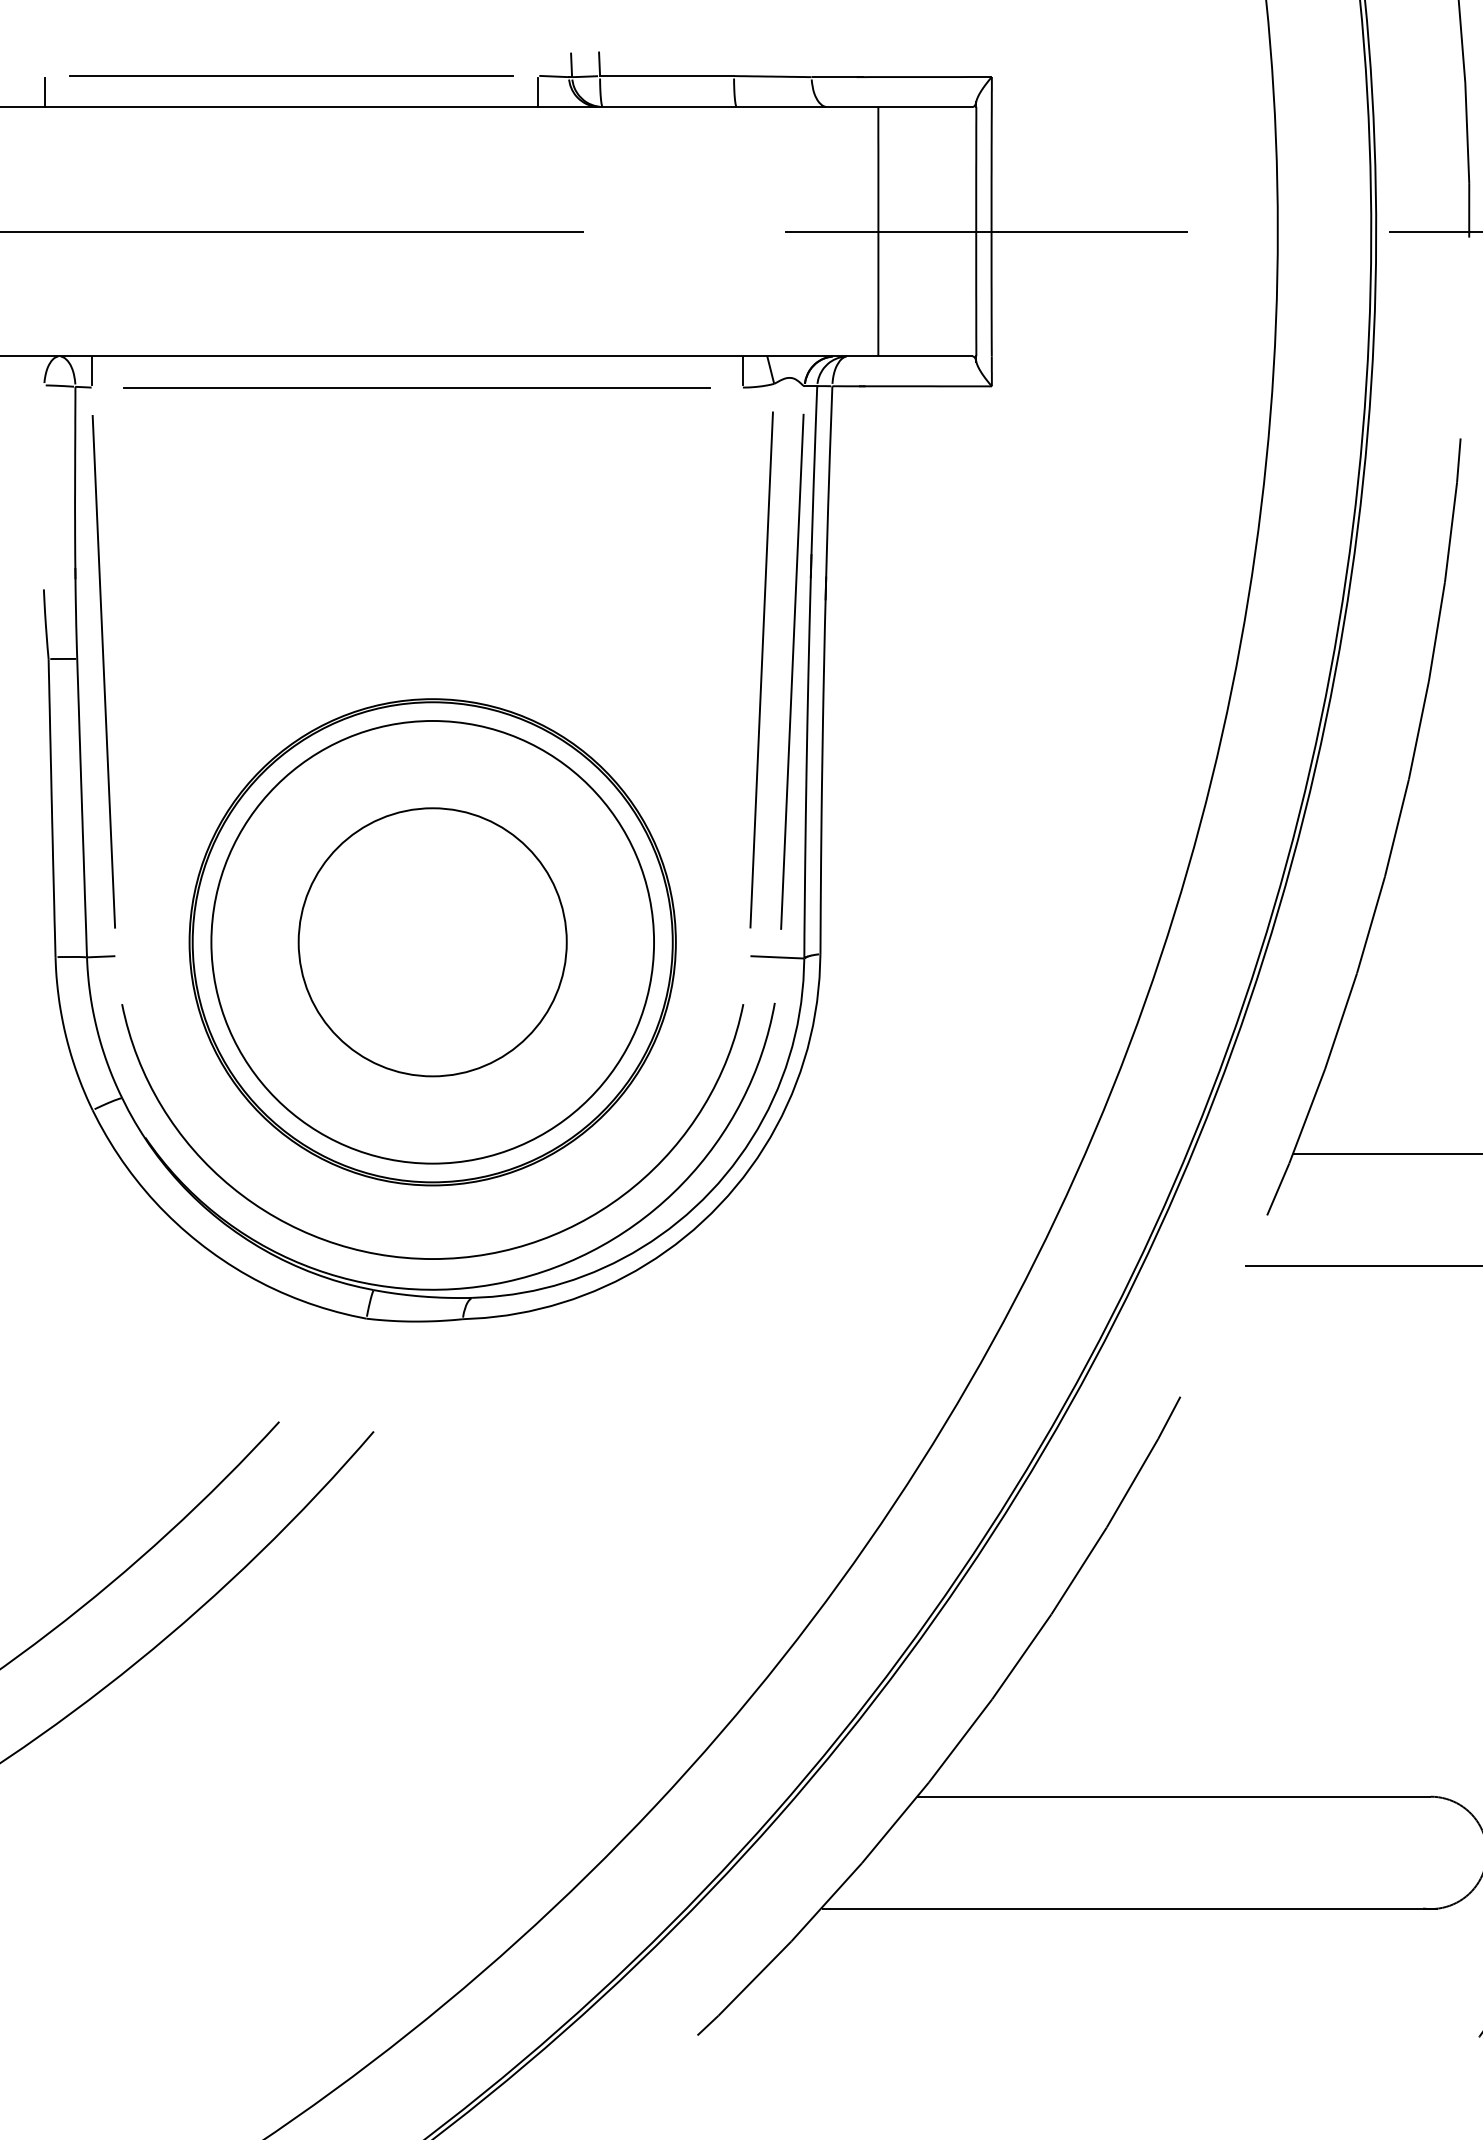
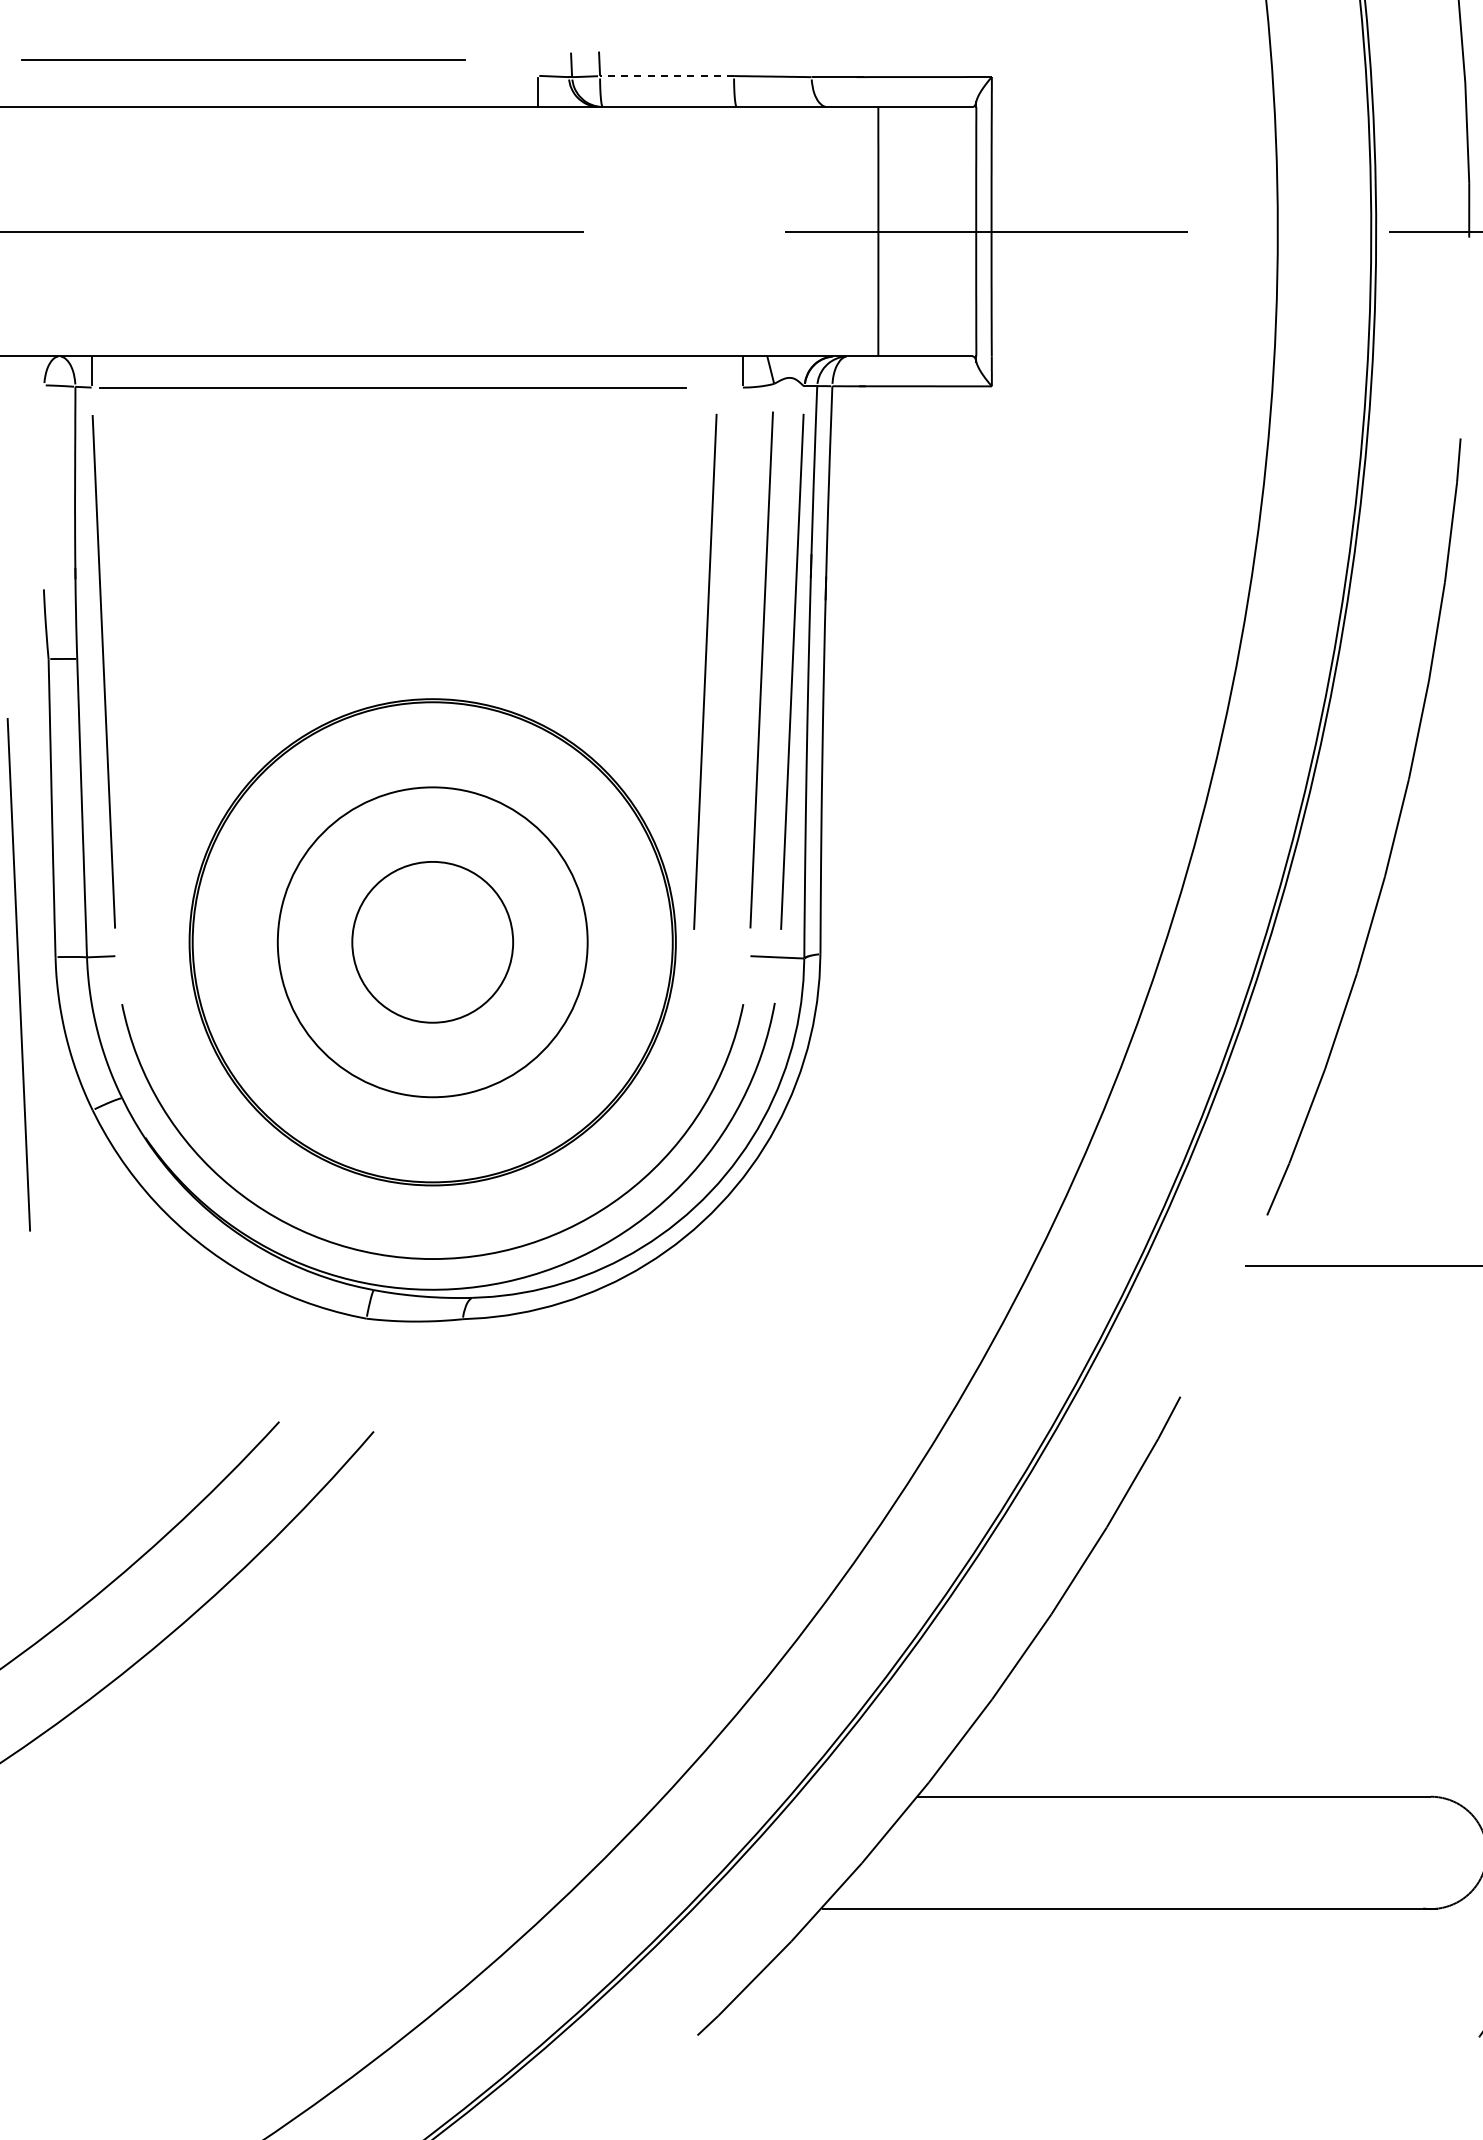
line position: (291, 75) -> (243, 59) (243, 59)
line: solid -> dashed (667, 76)
line: present -> none (45, 92)
line position: (416, 387) -> (392, 387) (392, 387)
line: none -> present (705, 671)
circle diameter: 443 px -> 310 px (432, 942)
circle diameter: 268 px -> 161 px (432, 941)
line: none -> present (18, 974)
line: present -> none (1385, 1153)
